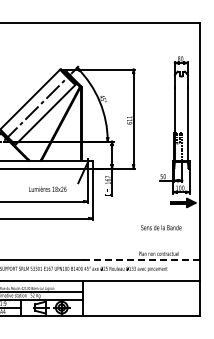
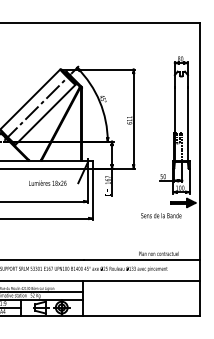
text position: (47, 188) -> (47, 182) (47, 182)
text position: (161, 227) -> (161, 215) (161, 215)
line: dashed -> solid (141, 260)
